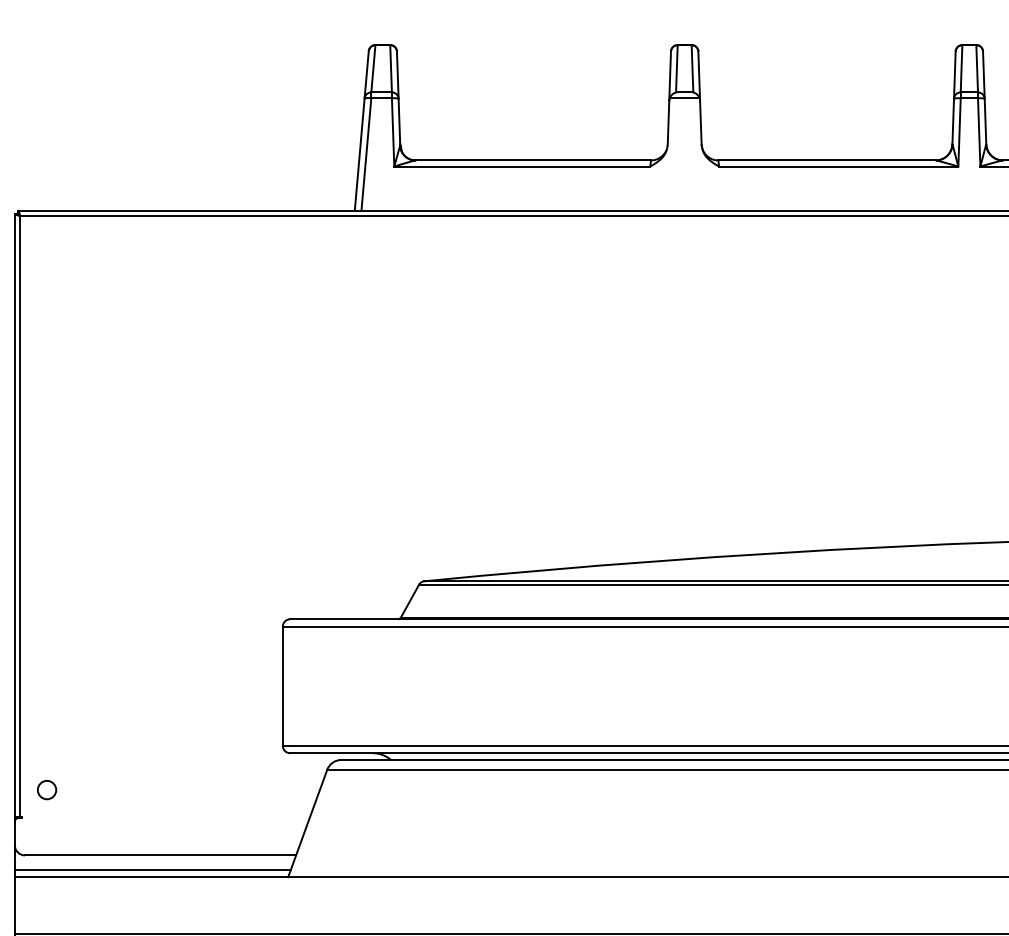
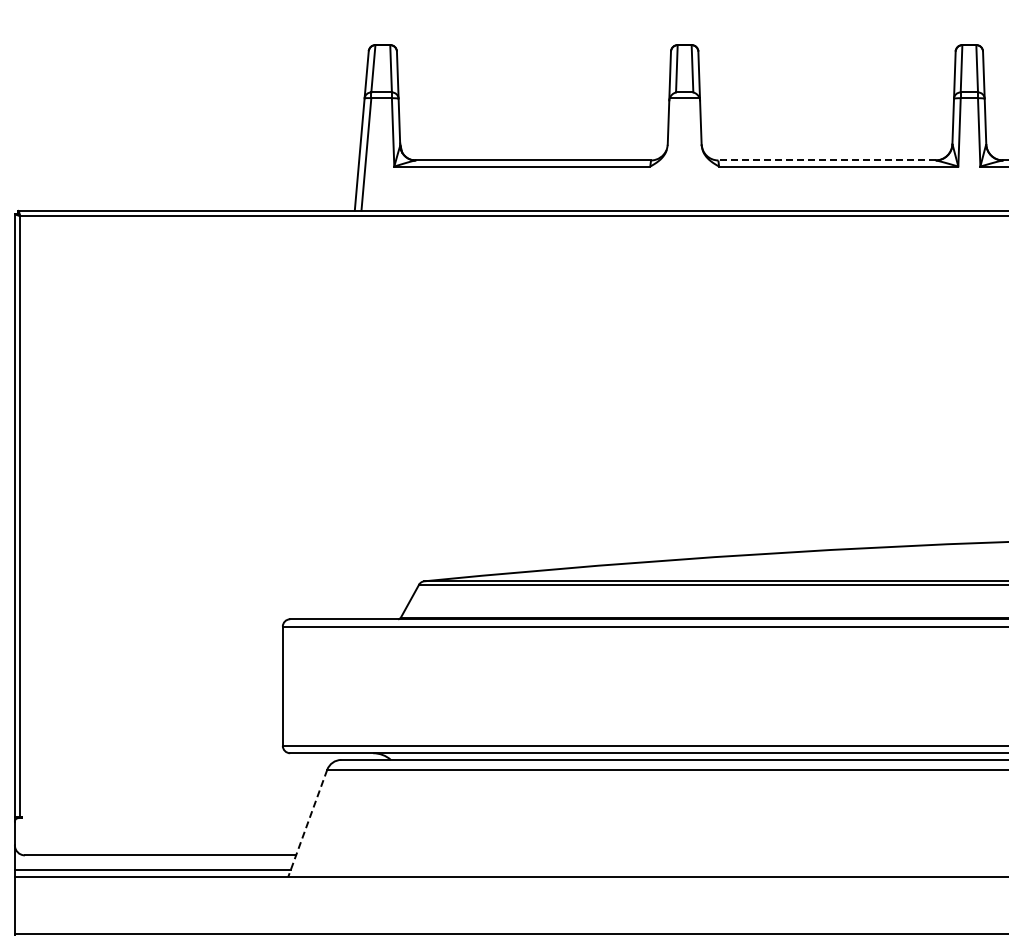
line: solid -> dashed (827, 160)
circle: present -> none (47, 790)
line: solid -> dashed (307, 823)
